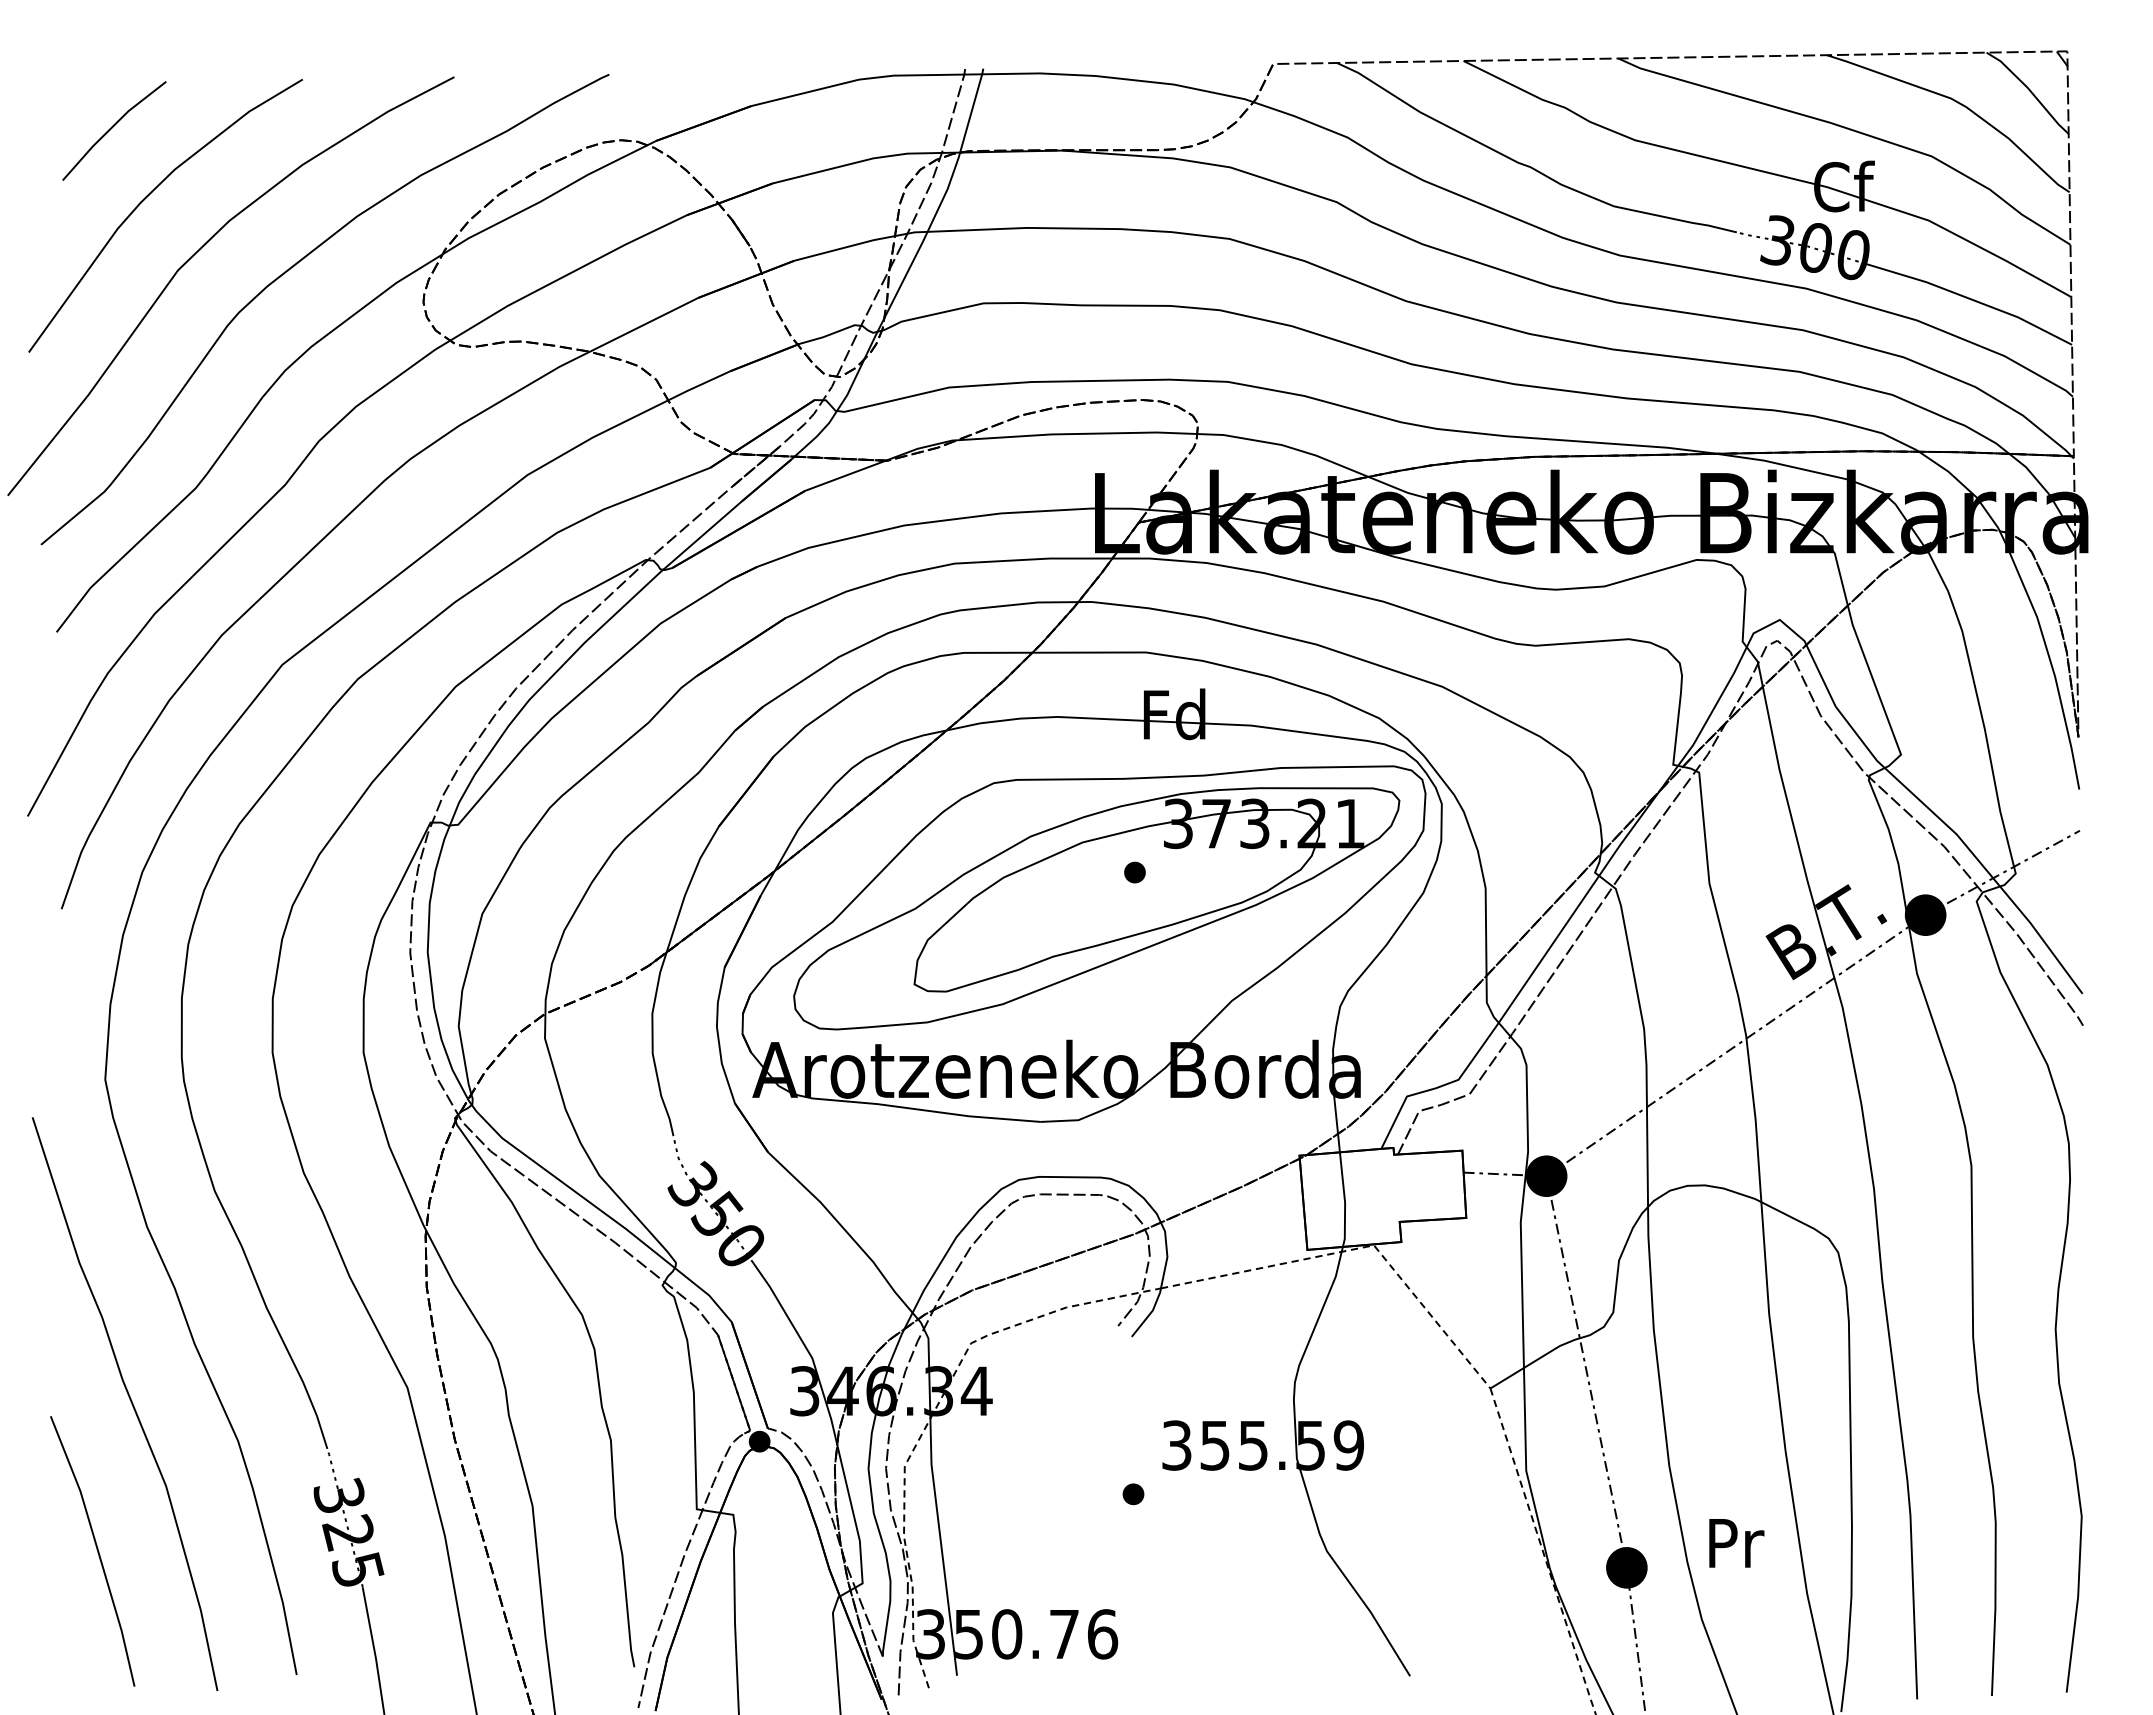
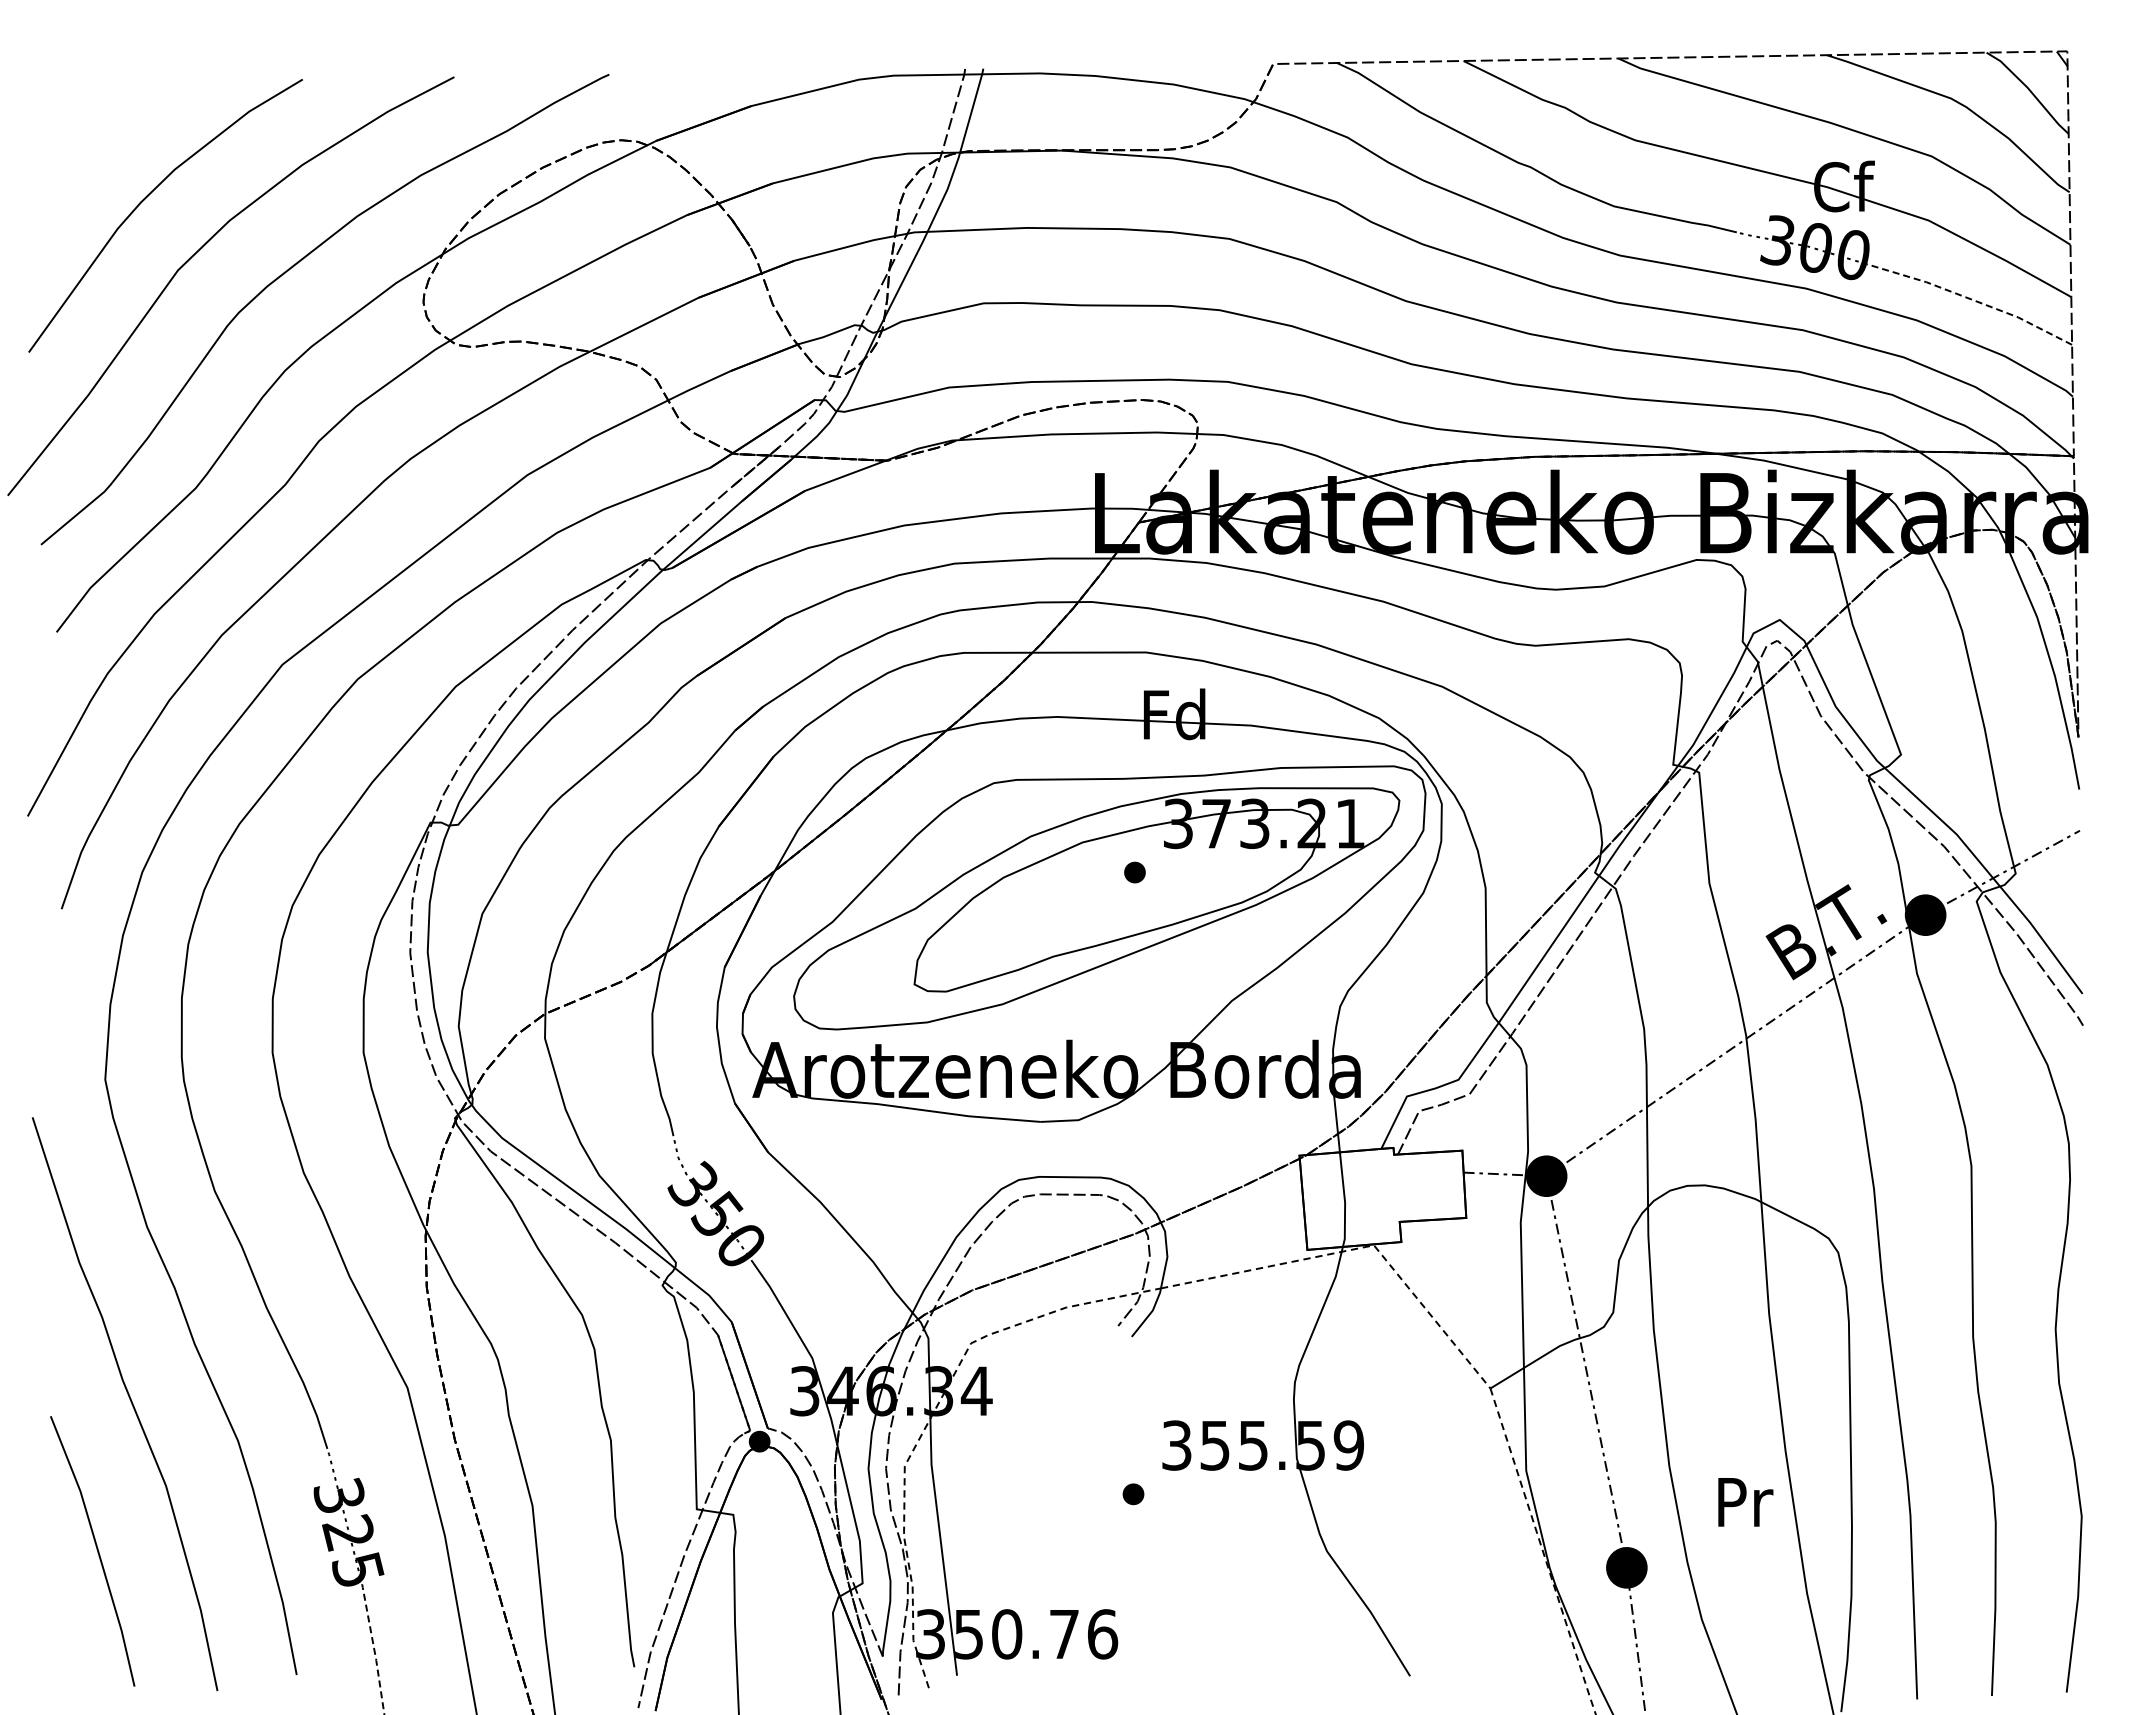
line: present -> none (112, 128)
line: solid -> dashed (1971, 299)
text position: (1736, 1543) -> (1745, 1502) (1745, 1502)
line: solid -> dashed (374, 1652)
